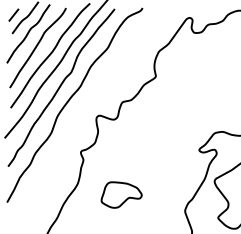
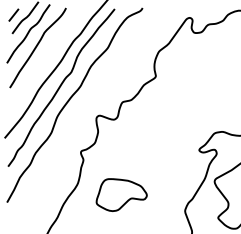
curve: present -> none (50, 55)
part size: 43x28 px -> 53x34 px (121, 194)
